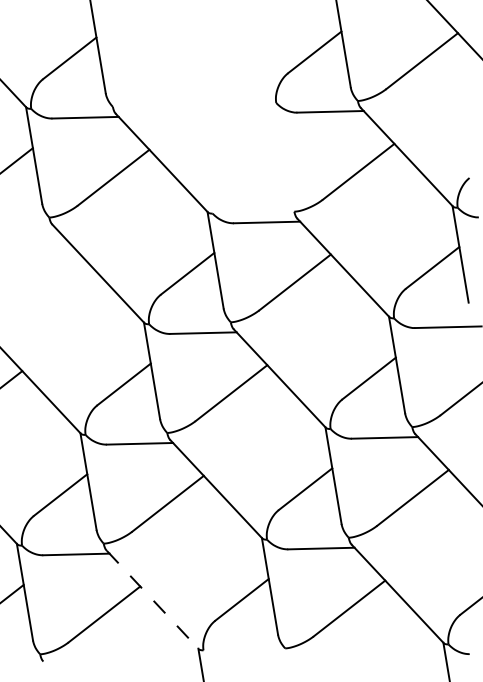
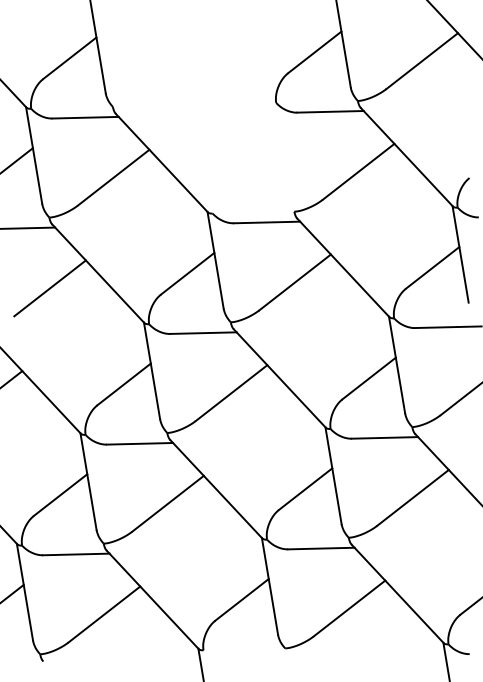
line: none -> present (28, 227)
line: none -> present (49, 288)
line: dashed -> solid (153, 600)
